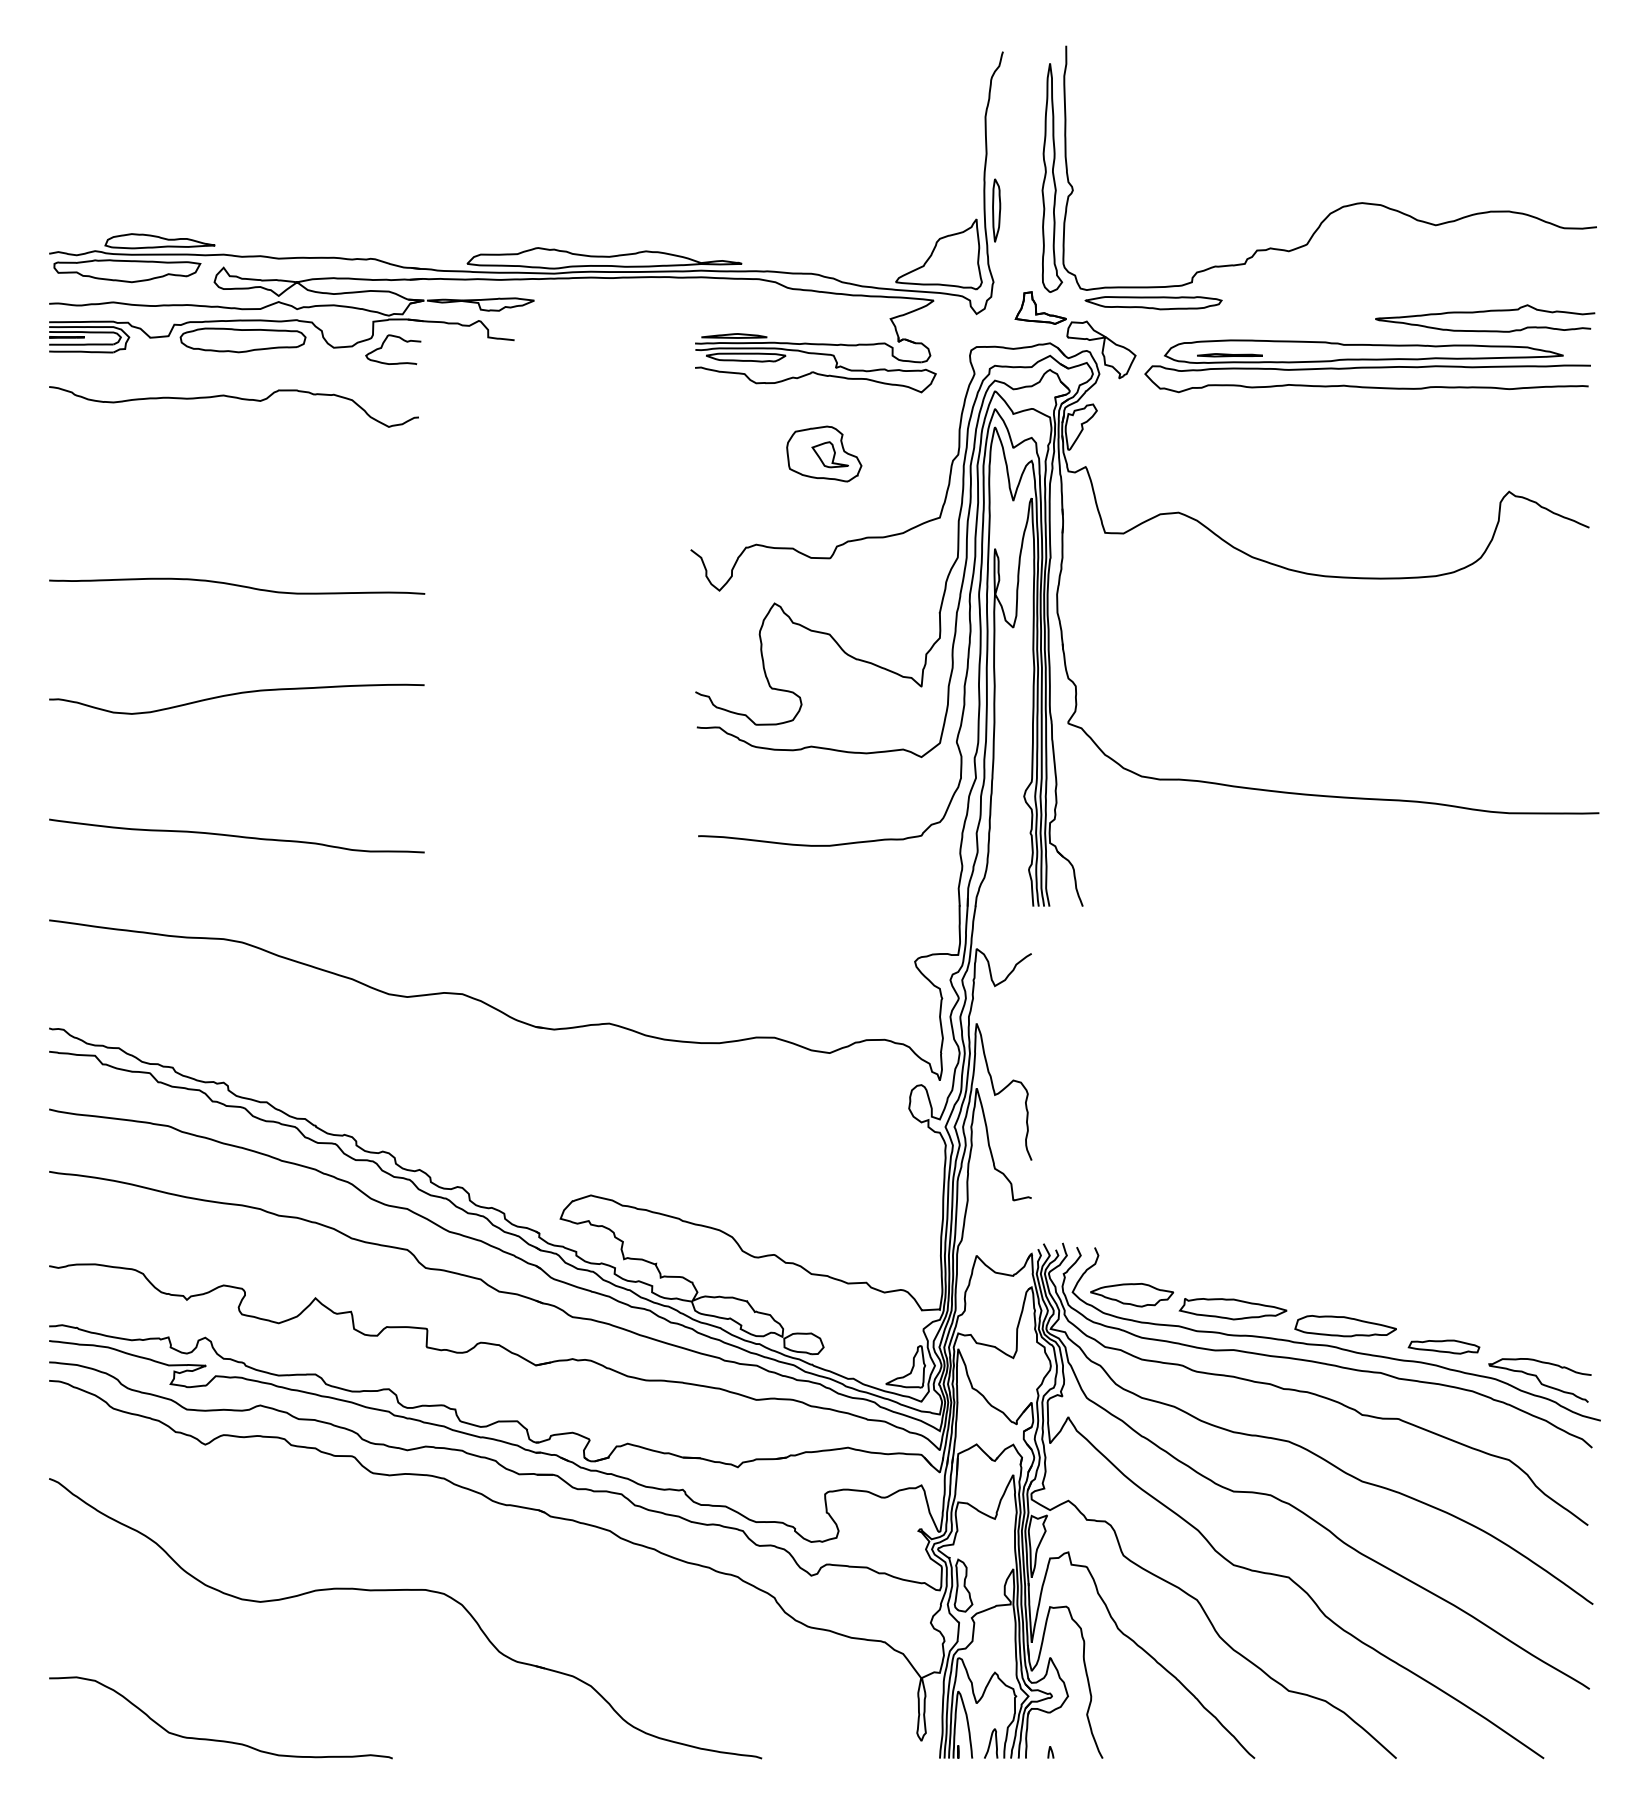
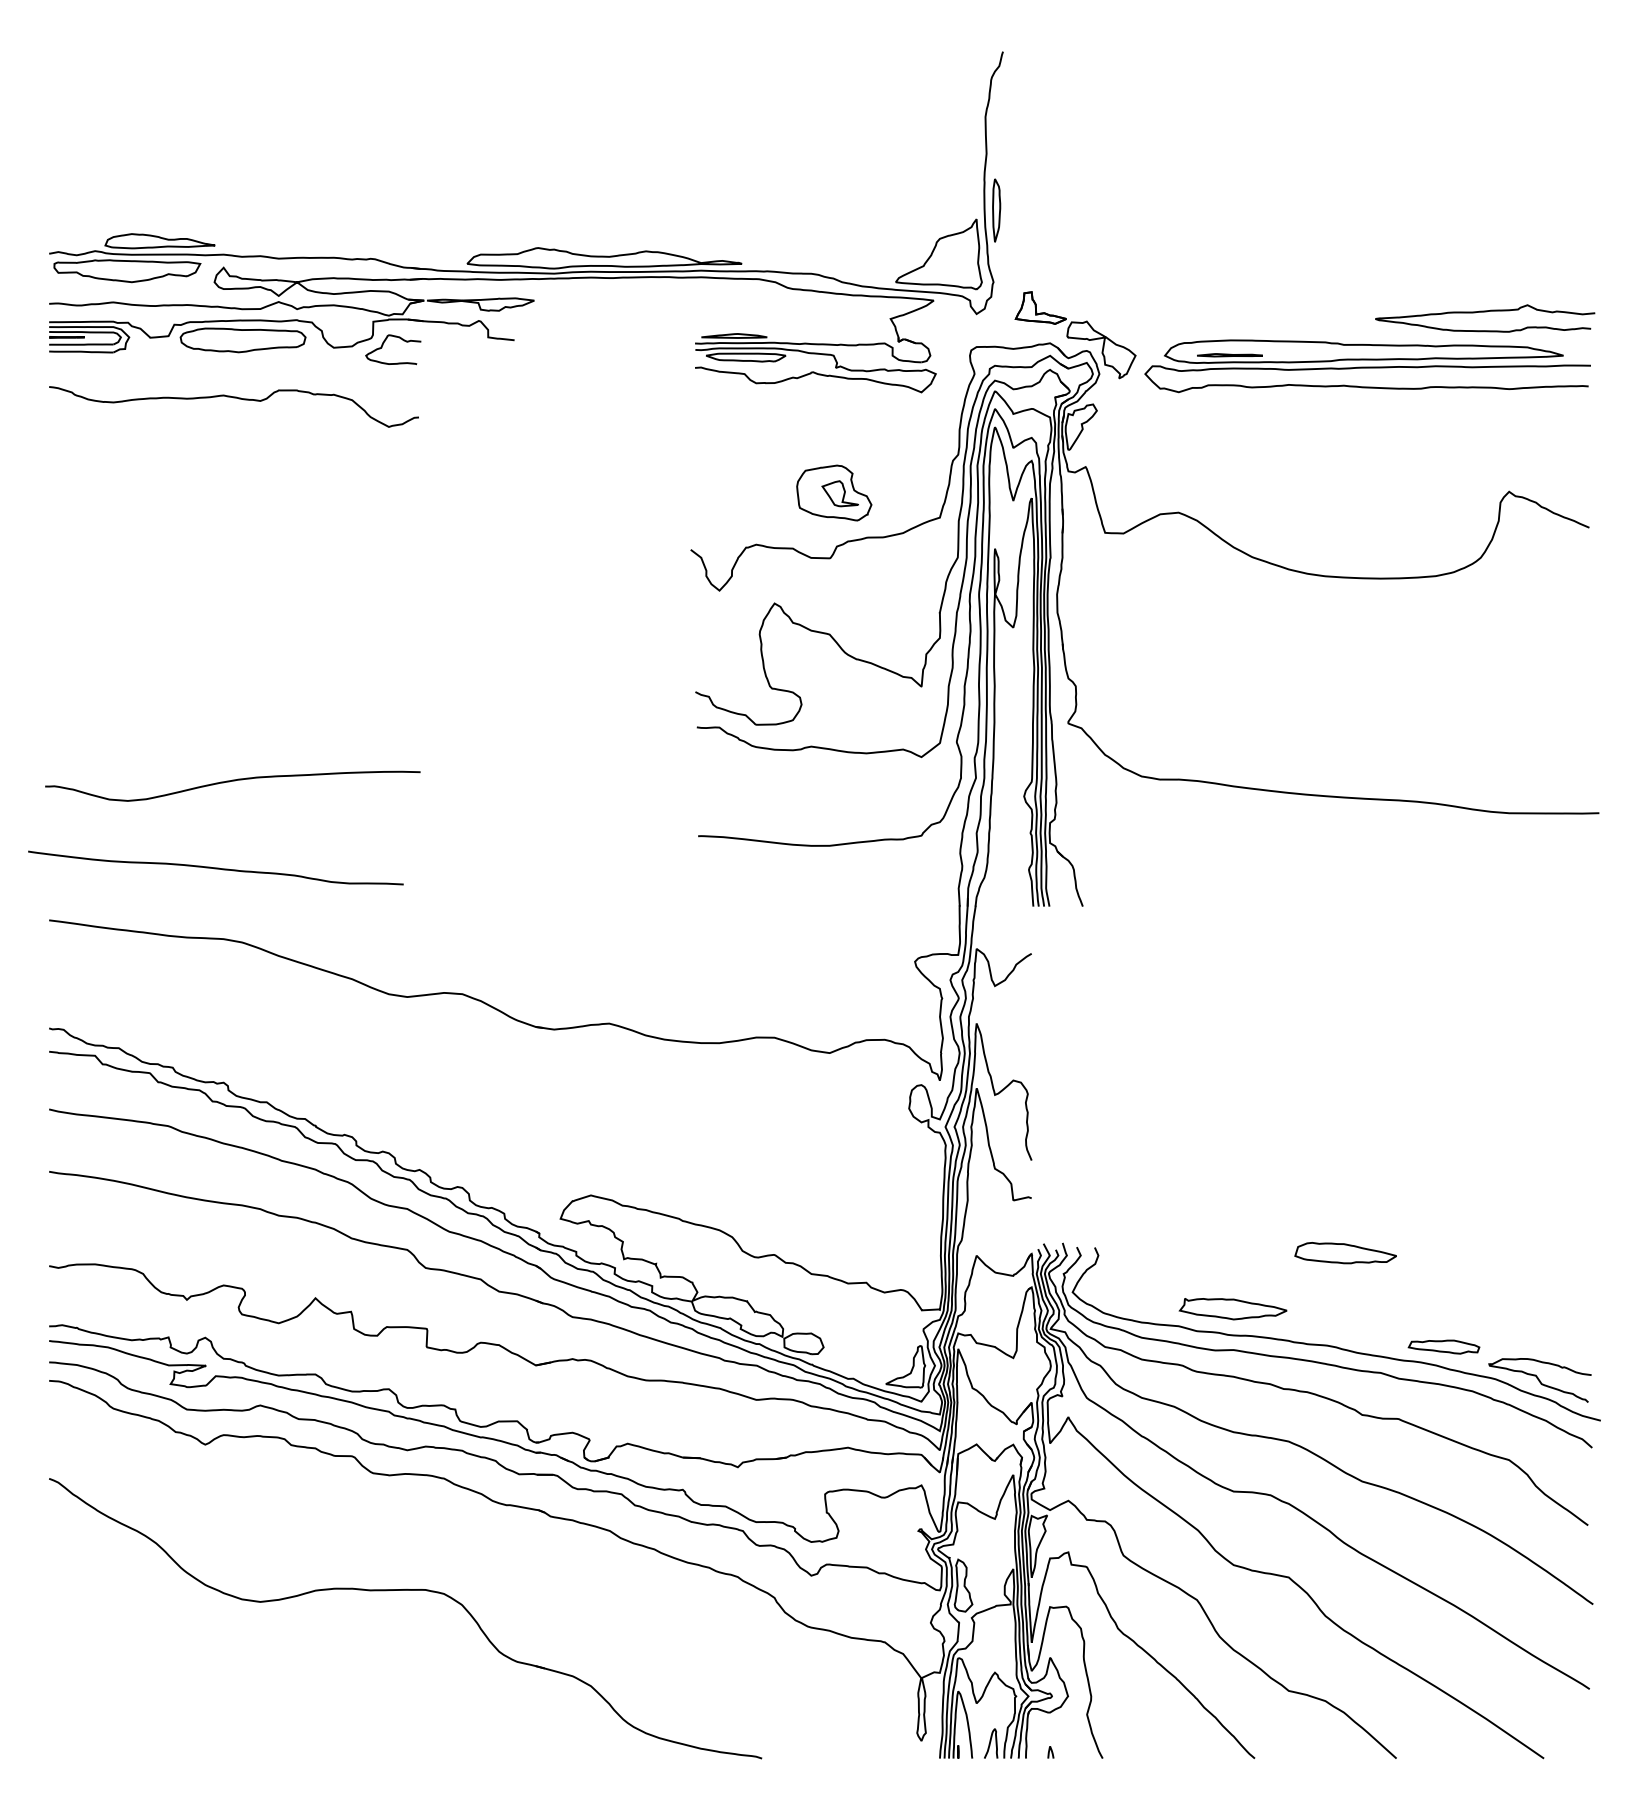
part: present -> none (1337, 208)
part position: (824, 453) -> (834, 492) (834, 492)
curve: present -> none (237, 585)
curve position: (236, 694) -> (232, 781) (232, 781)
curve position: (236, 835) -> (215, 867) (215, 867)
part: present -> none (1132, 1295)
part position: (1345, 1326) -> (1345, 1253) (1345, 1253)
curve: present -> none (217, 1739)
